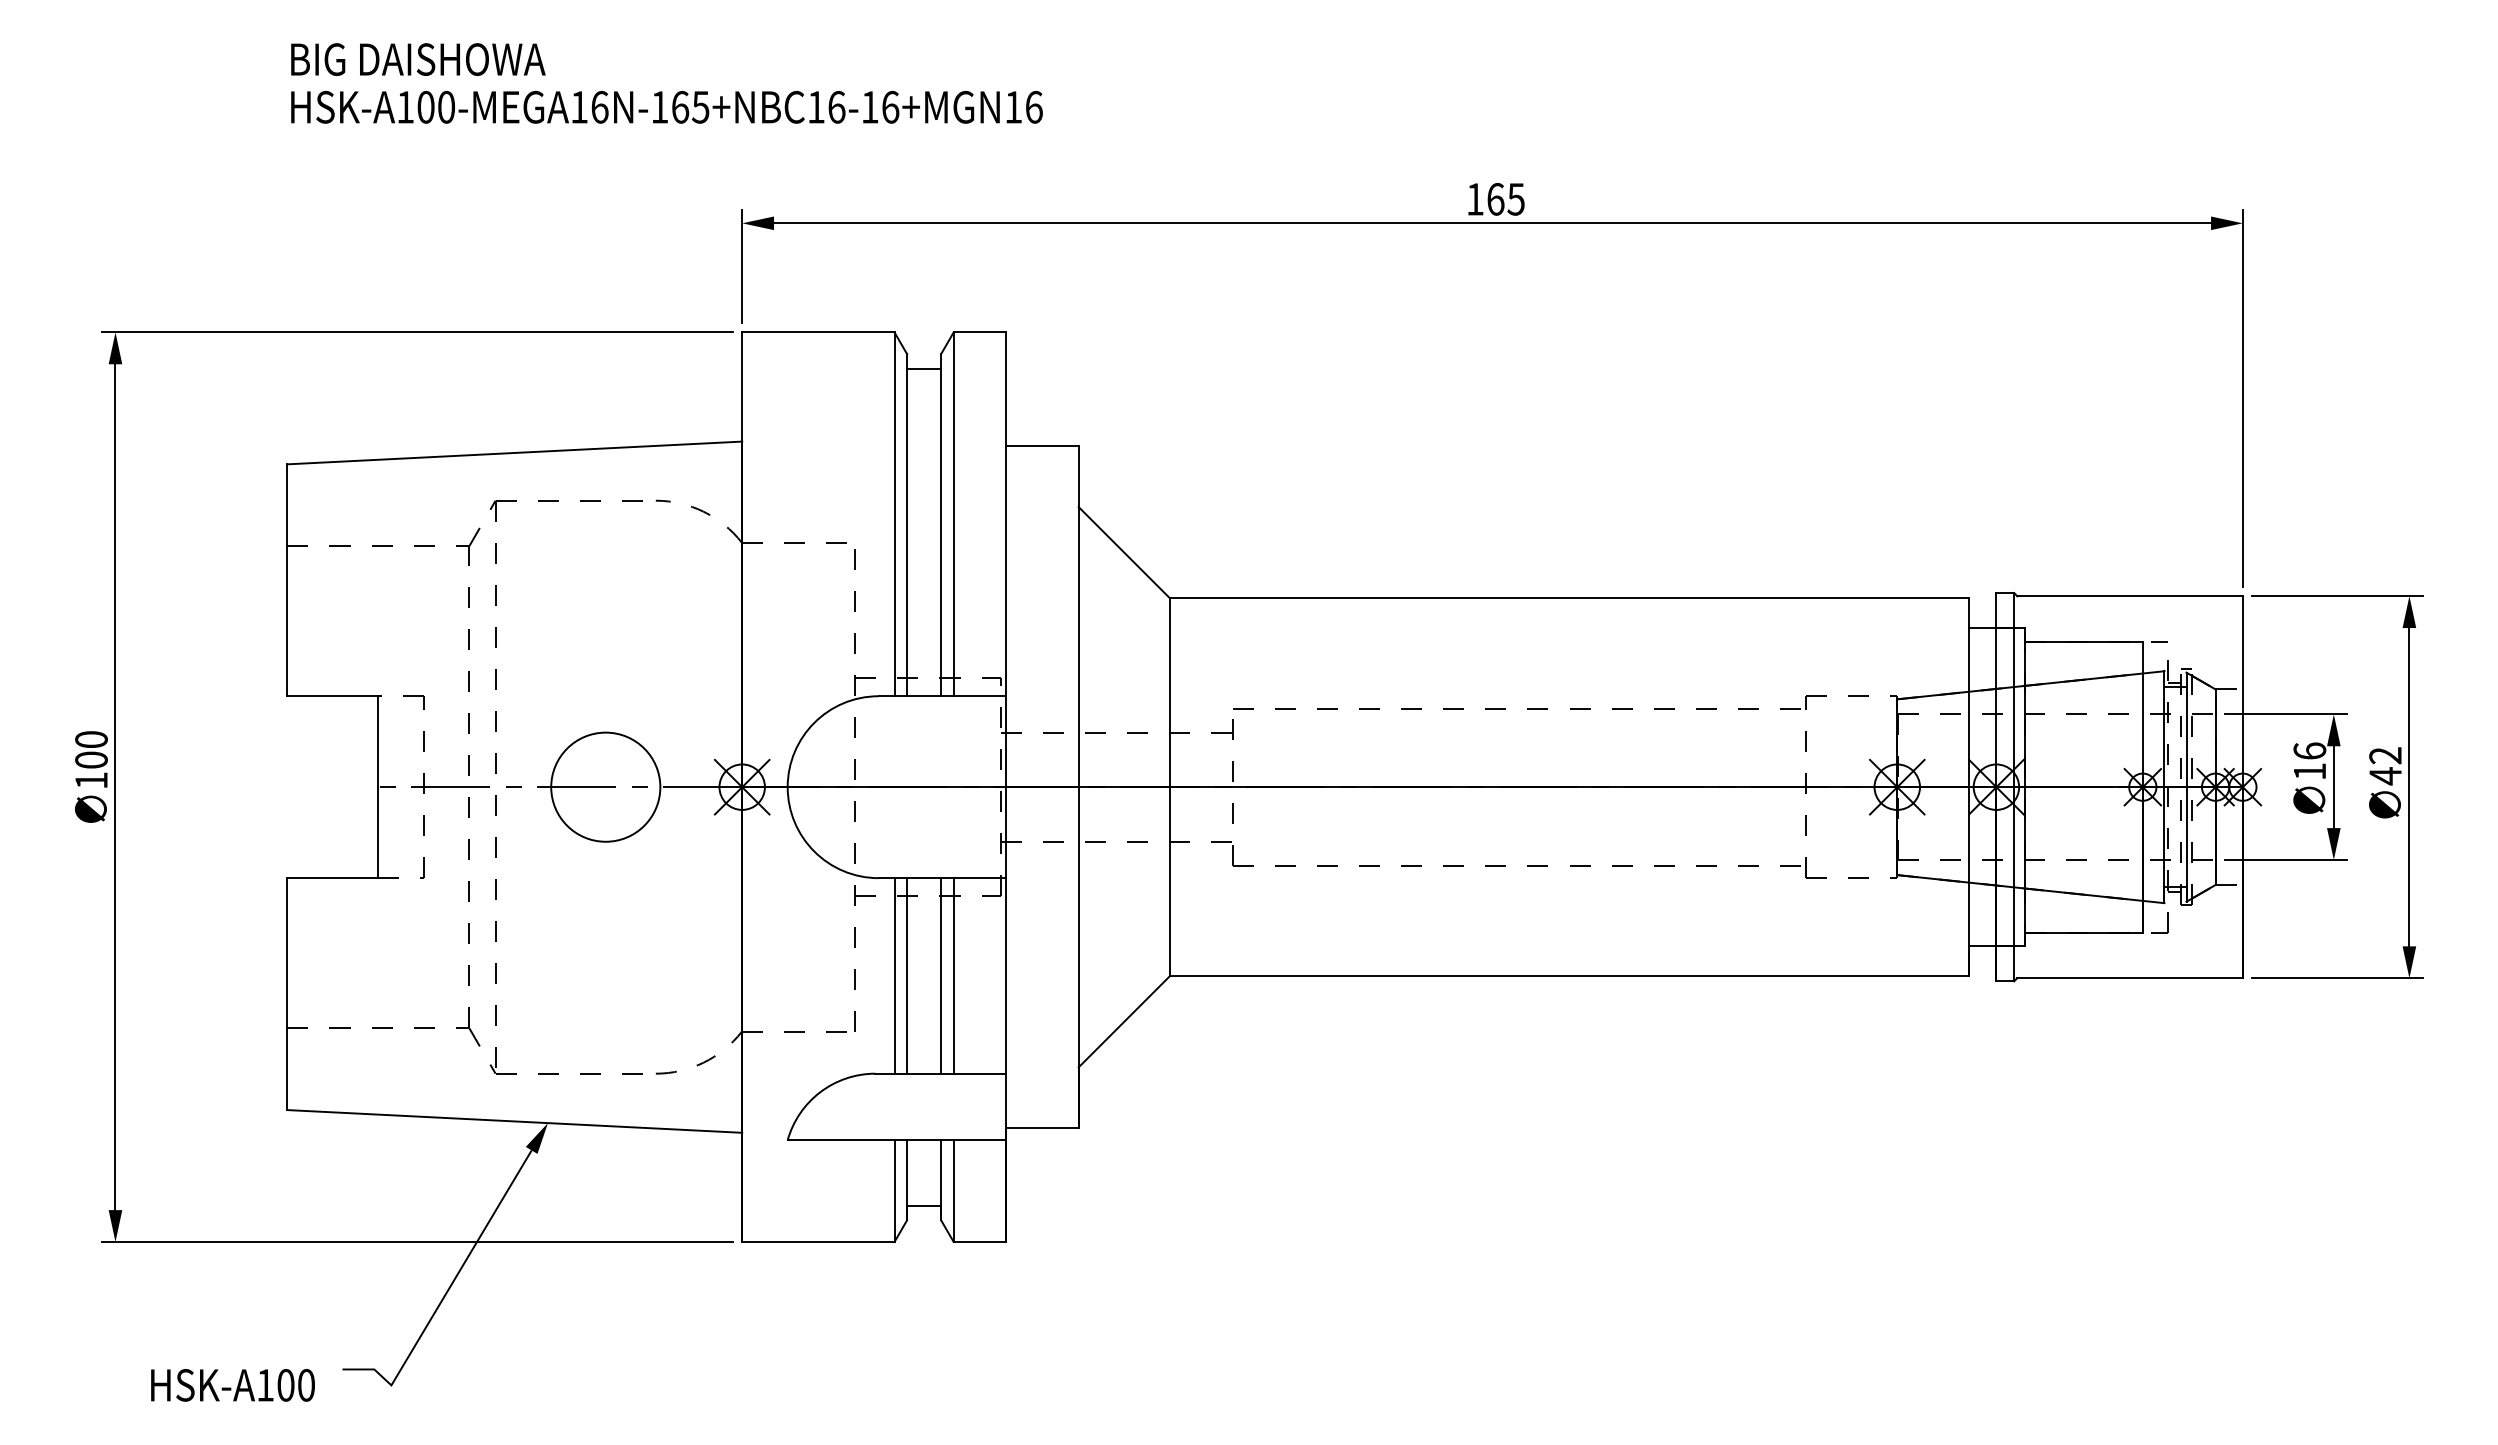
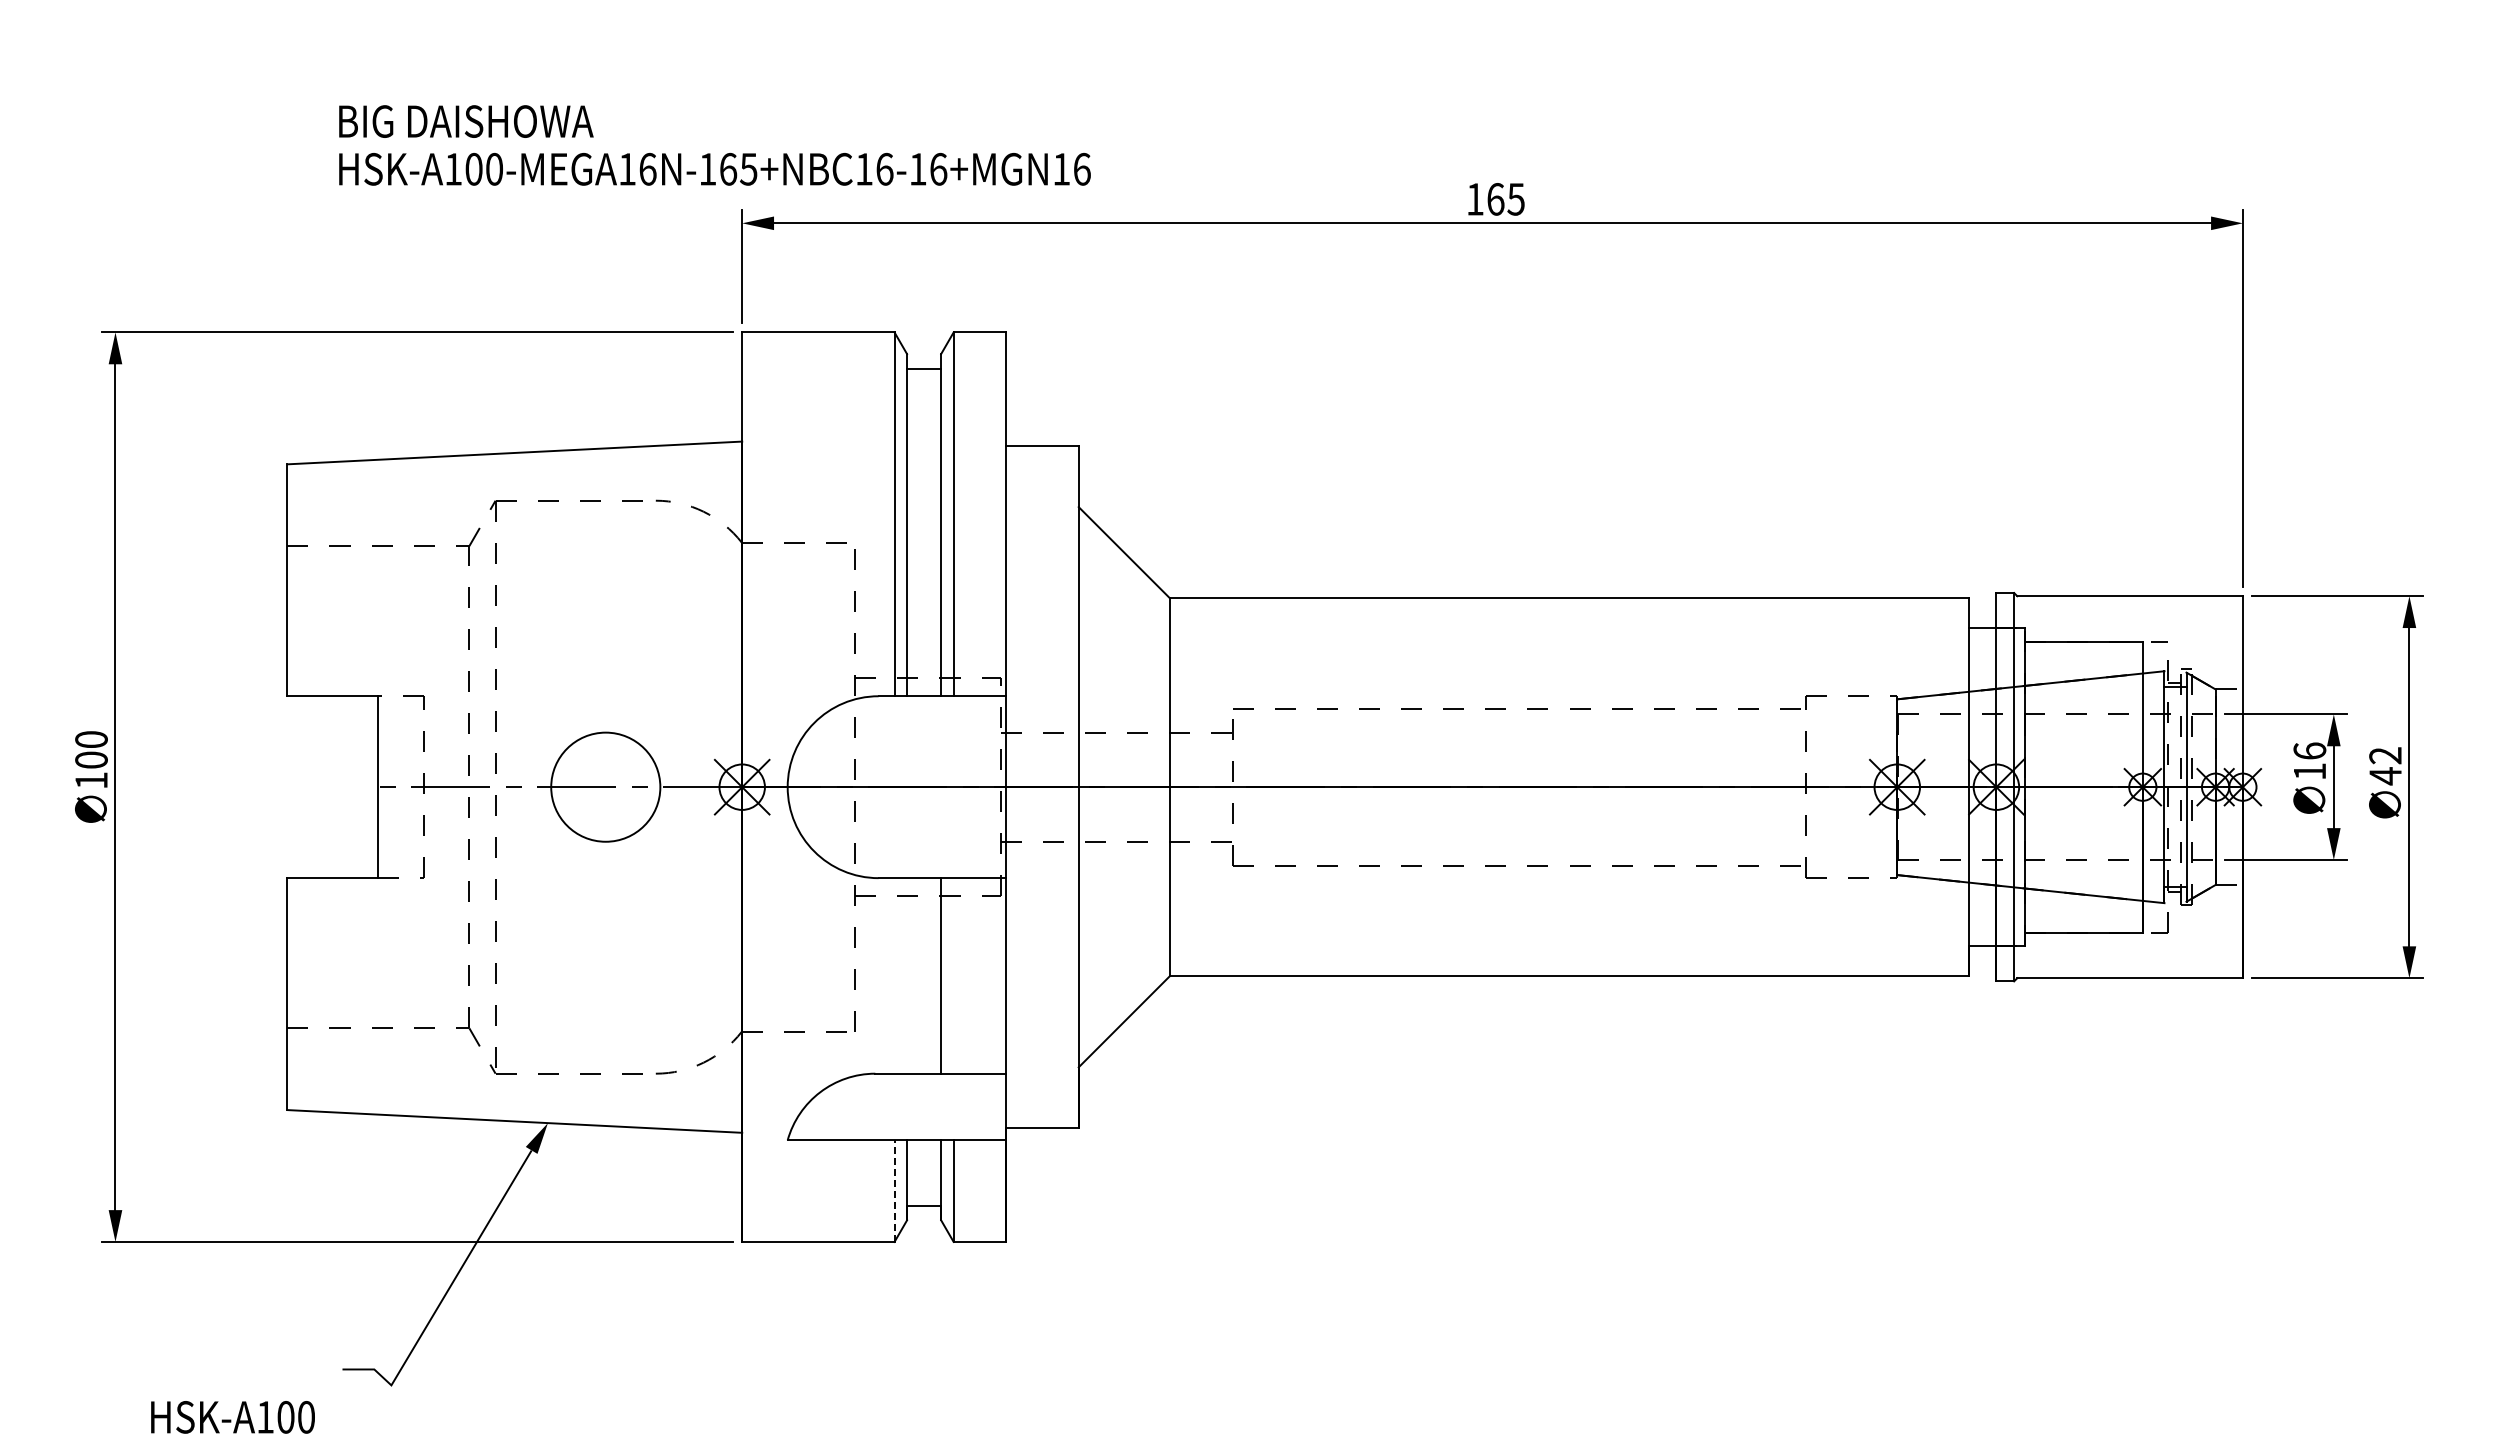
text position: (666, 83) -> (714, 145) (714, 145)
line: present -> none (894, 975)
line: present -> none (907, 975)
line: present -> none (953, 975)
line: solid -> dashed (894, 1191)
text position: (232, 1385) -> (232, 1417) (232, 1417)
